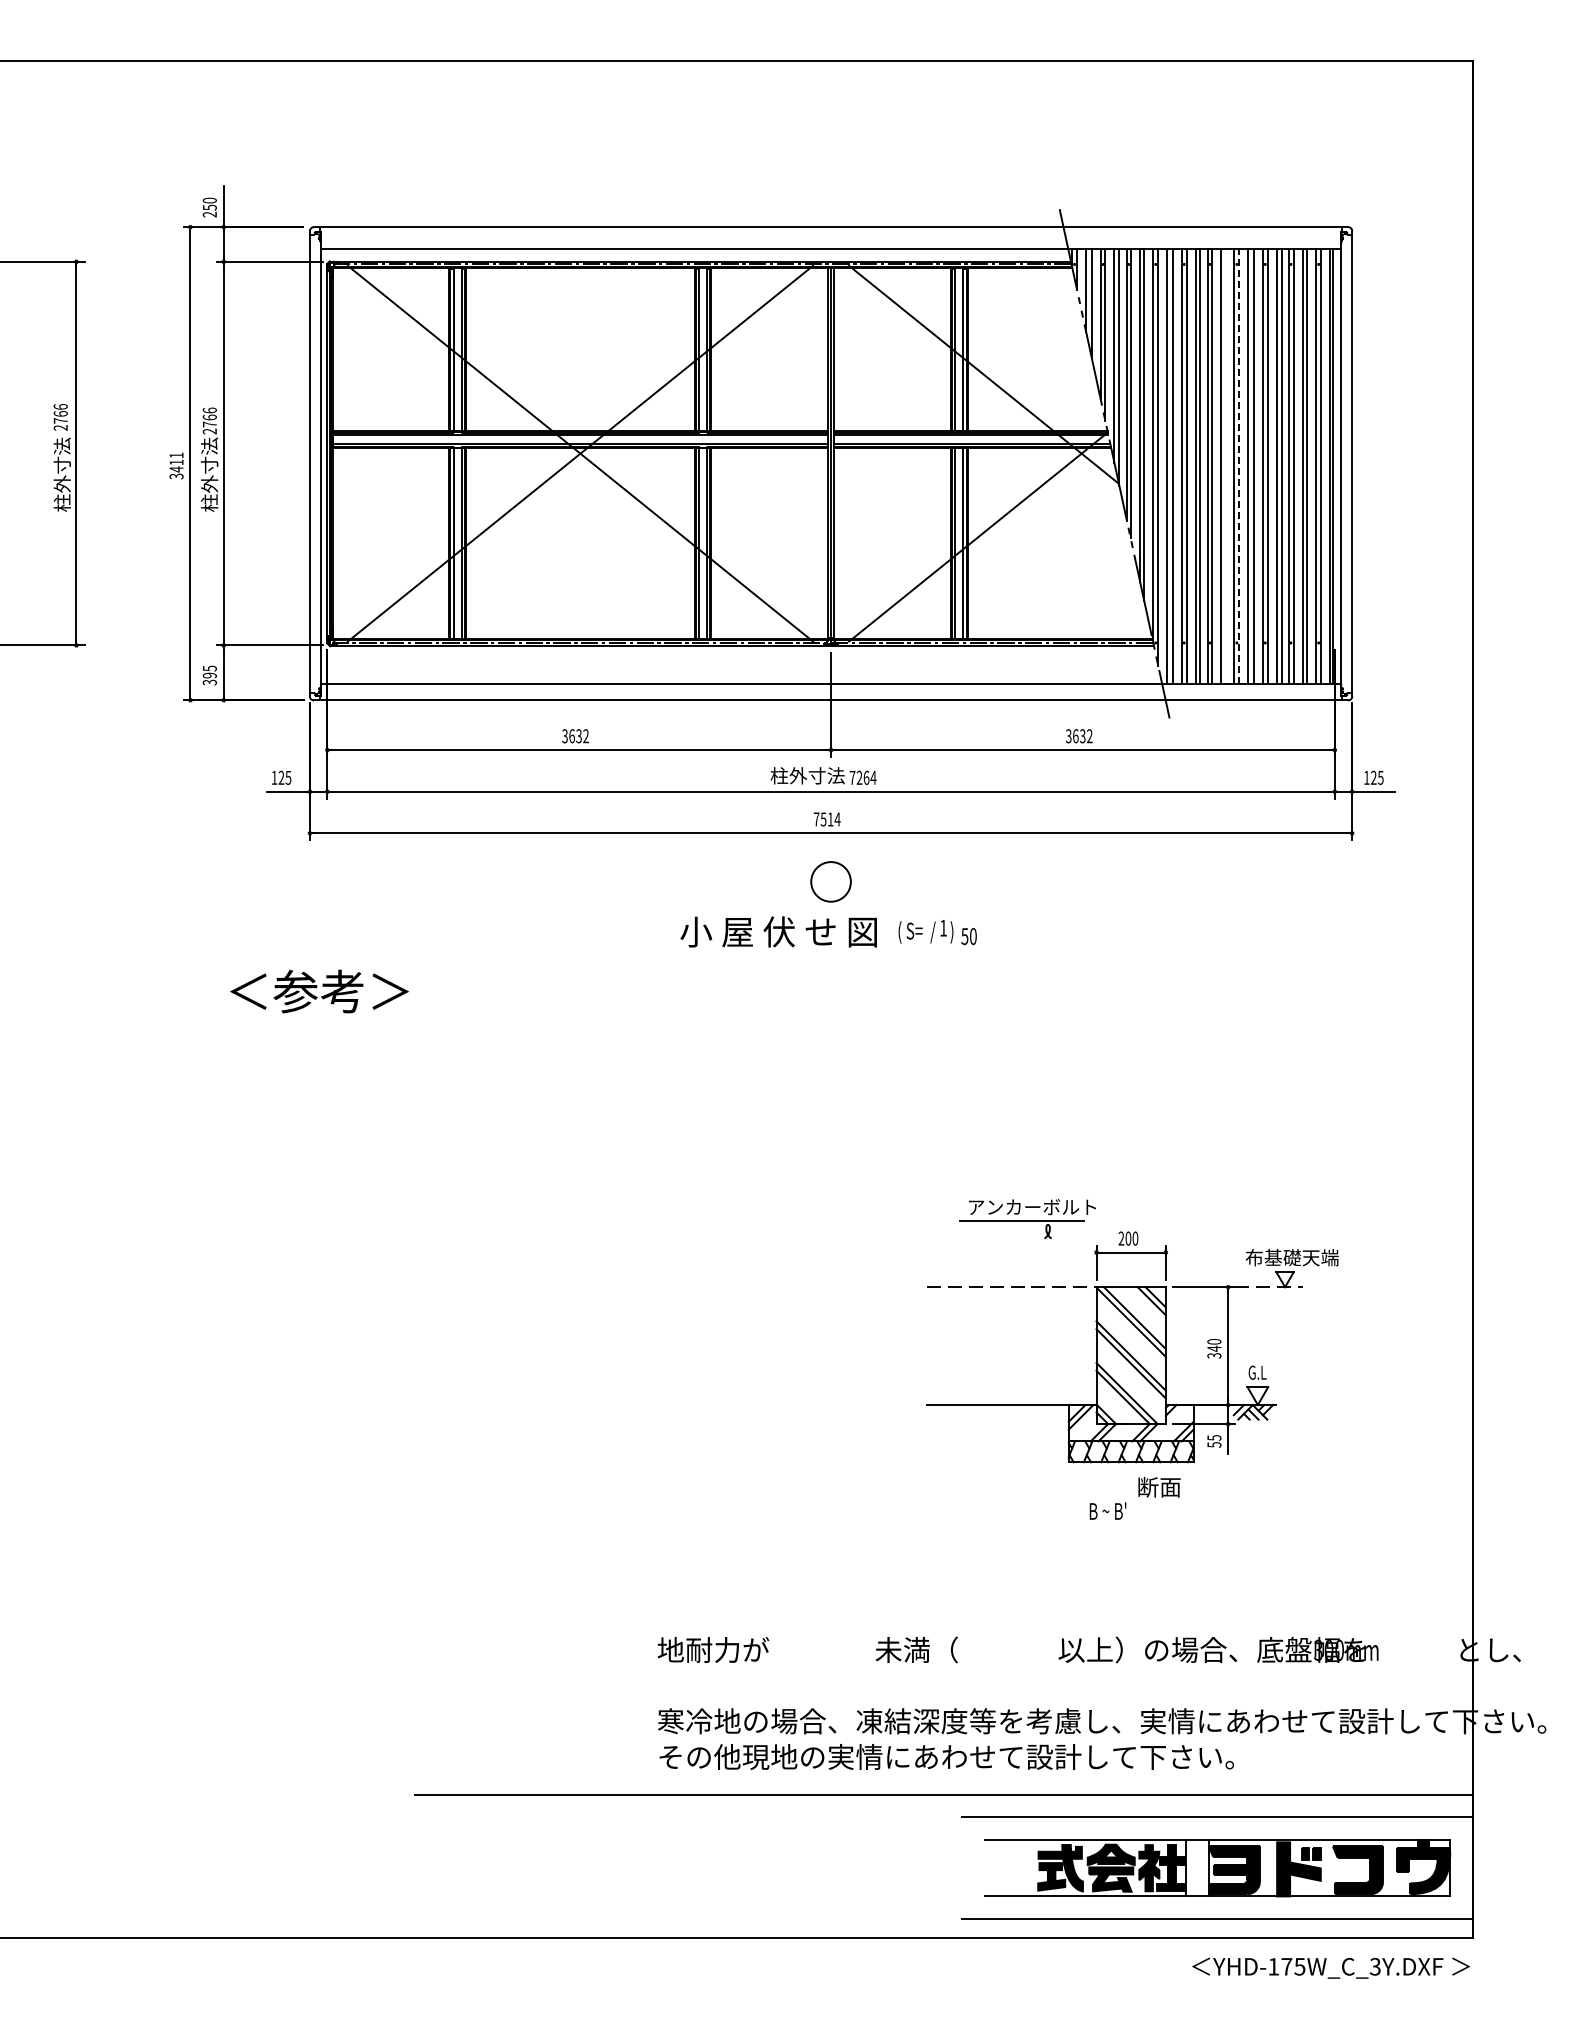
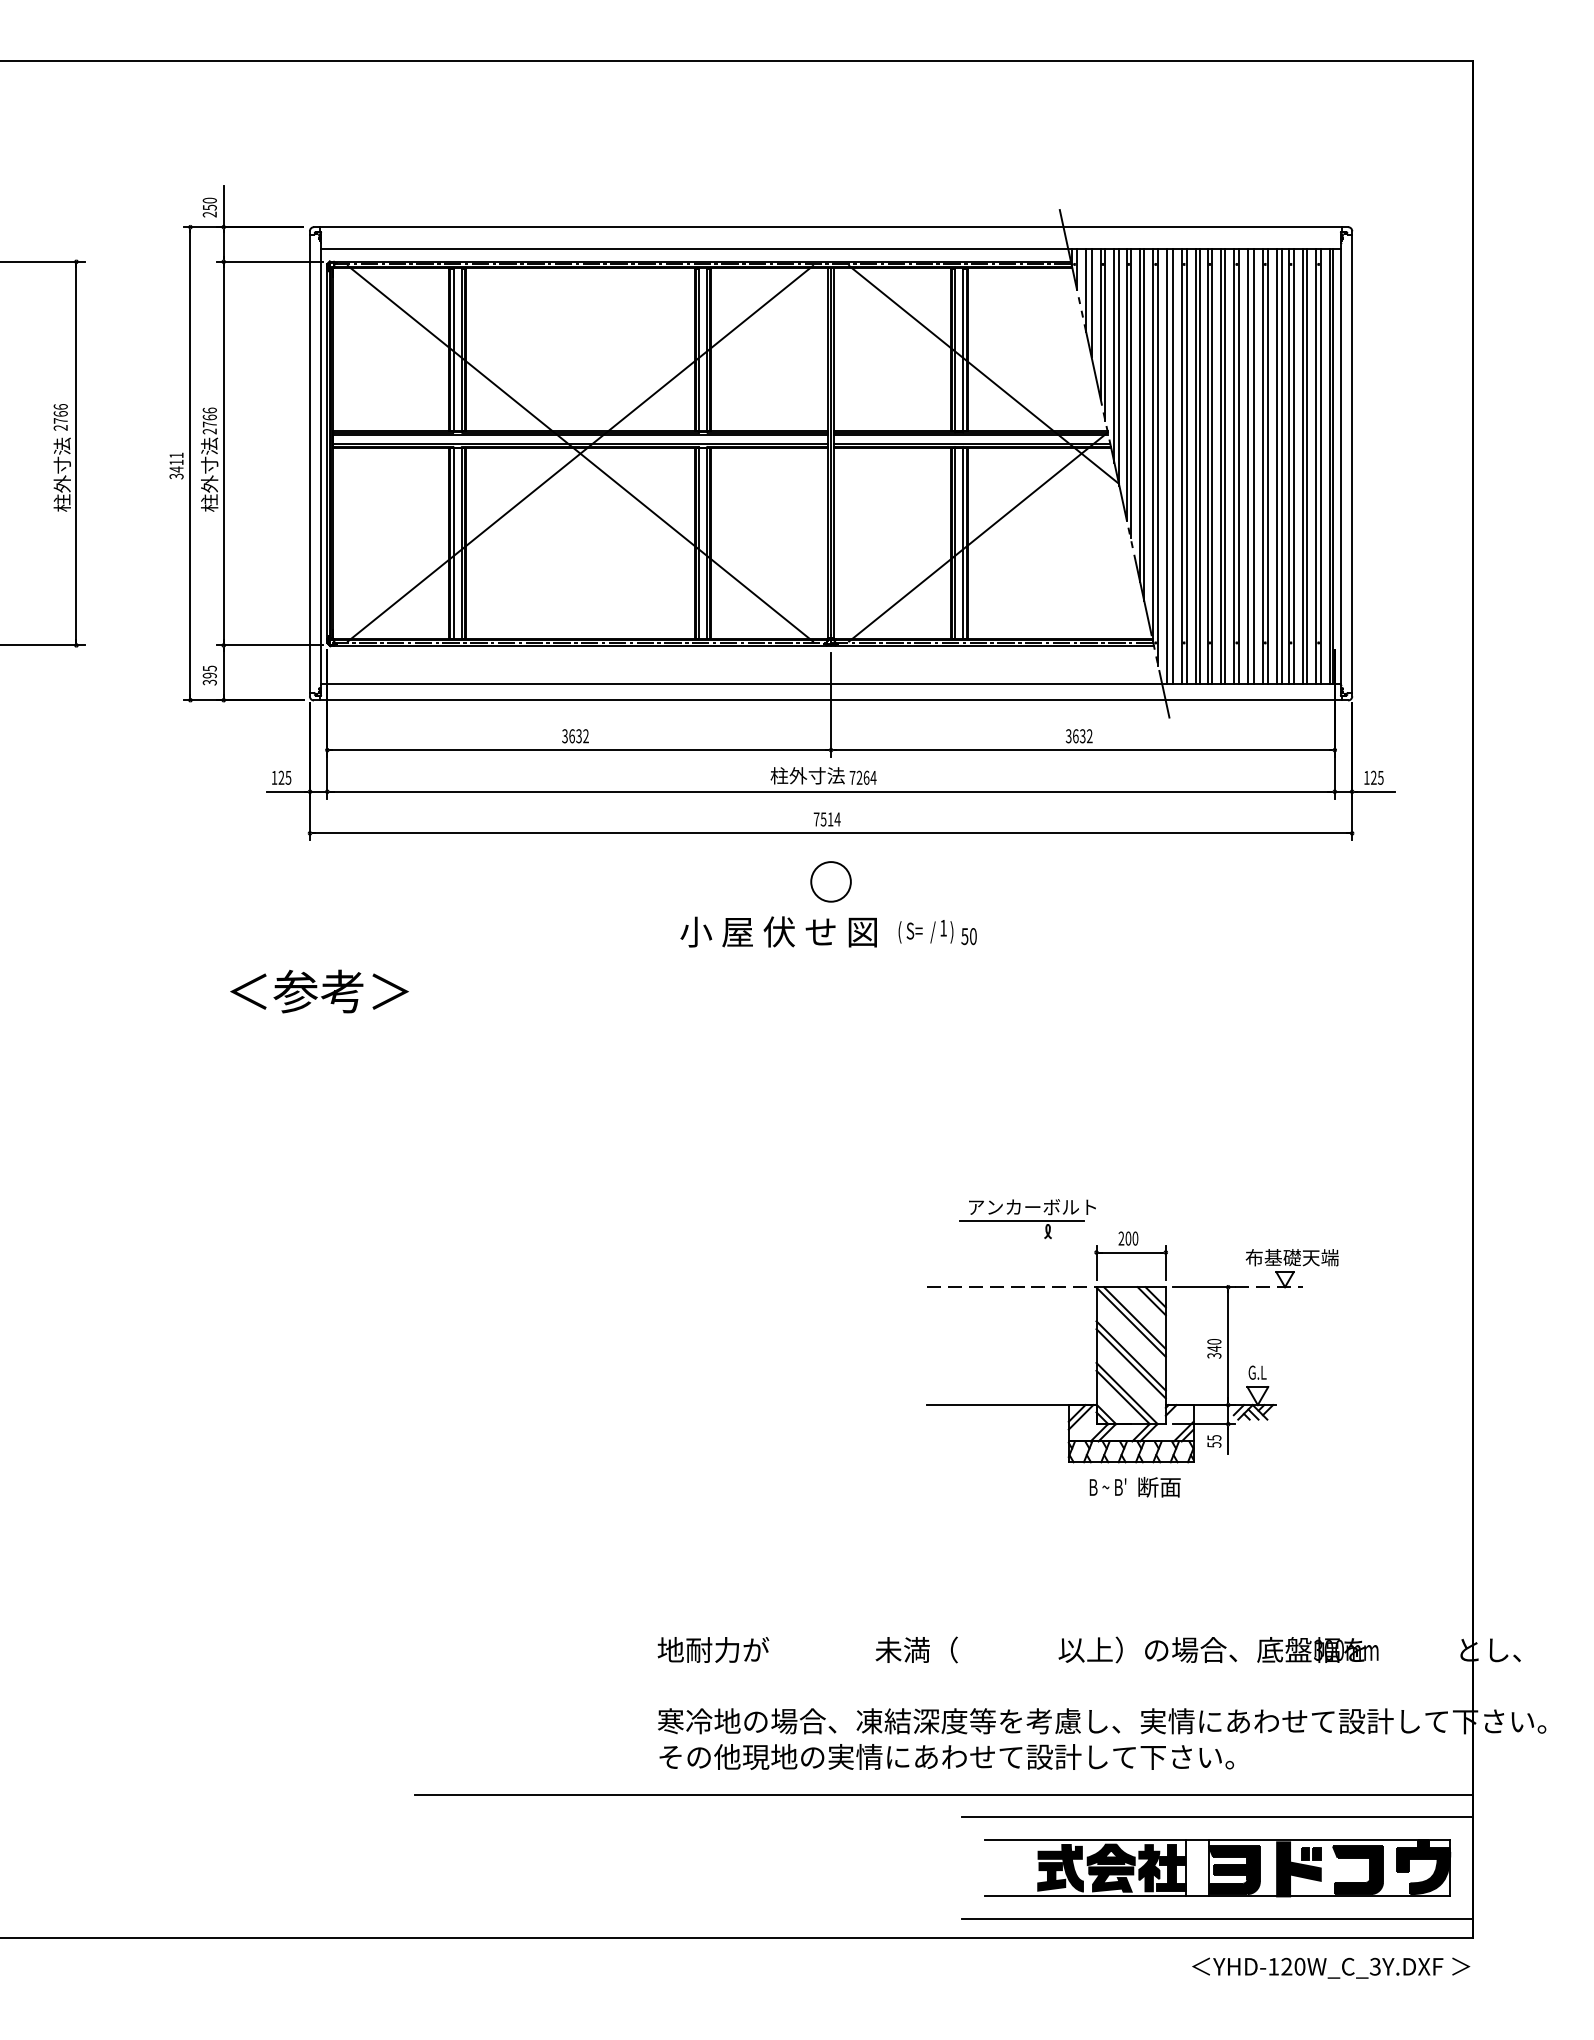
line: none -> present (1225, 466)
line: dashed -> solid (1239, 466)
text position: (1107, 1510) -> (1107, 1486) (1107, 1486)
text: YHD-175W_C_3Y.DXF -> YHD-120W_C_3Y.DXF (1293, 1966)
